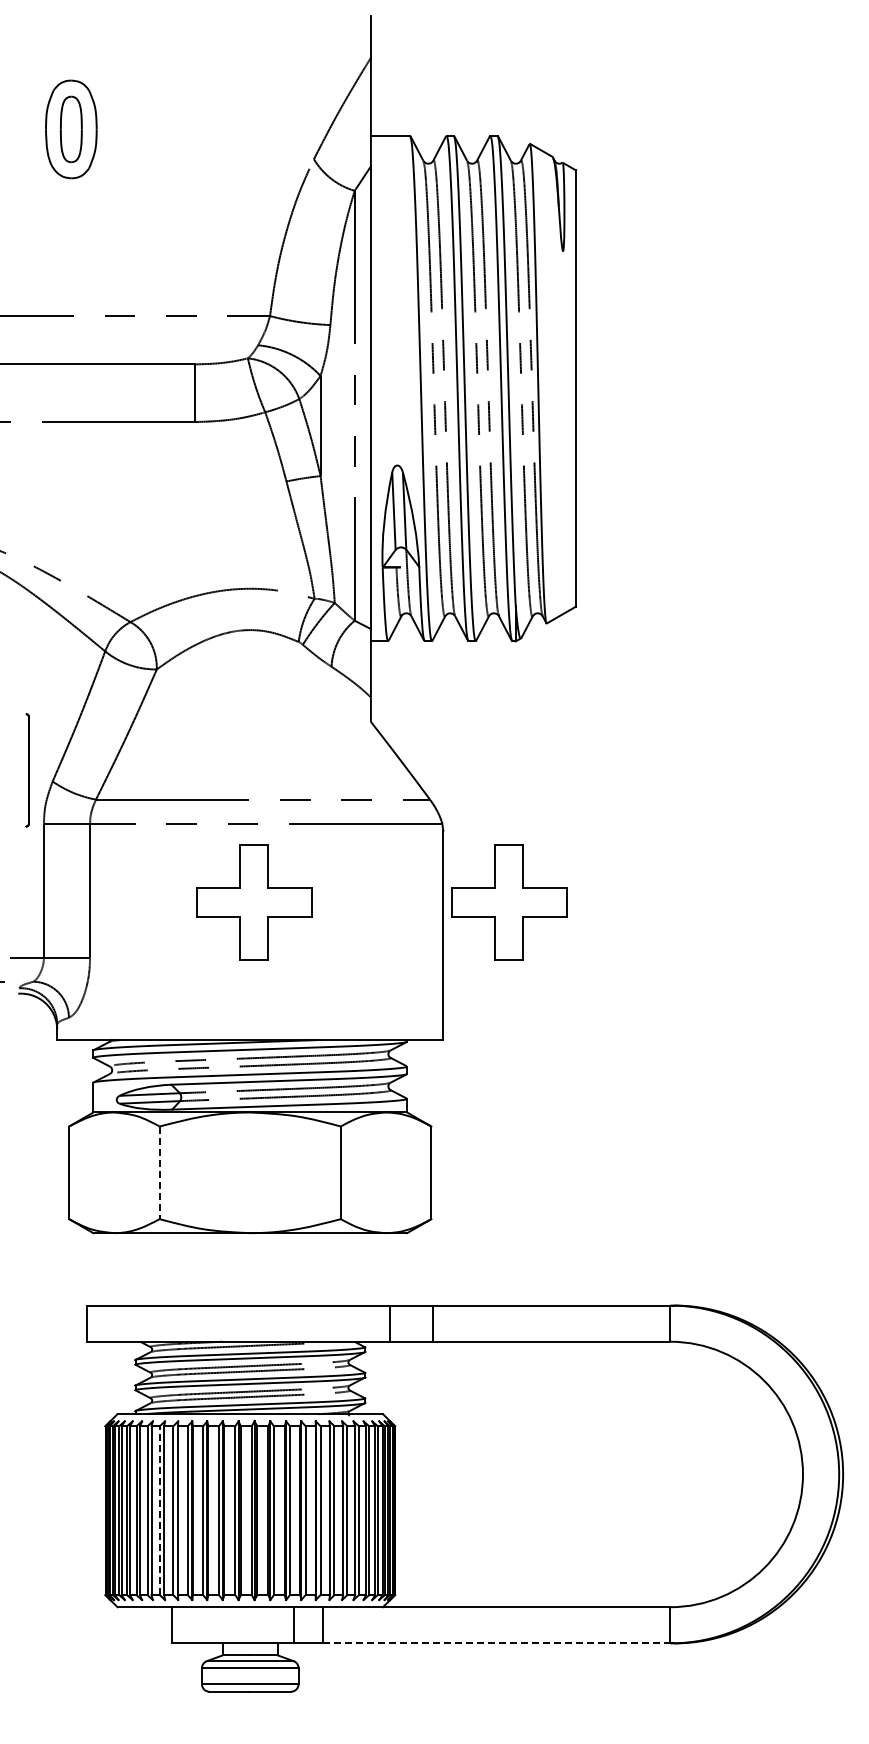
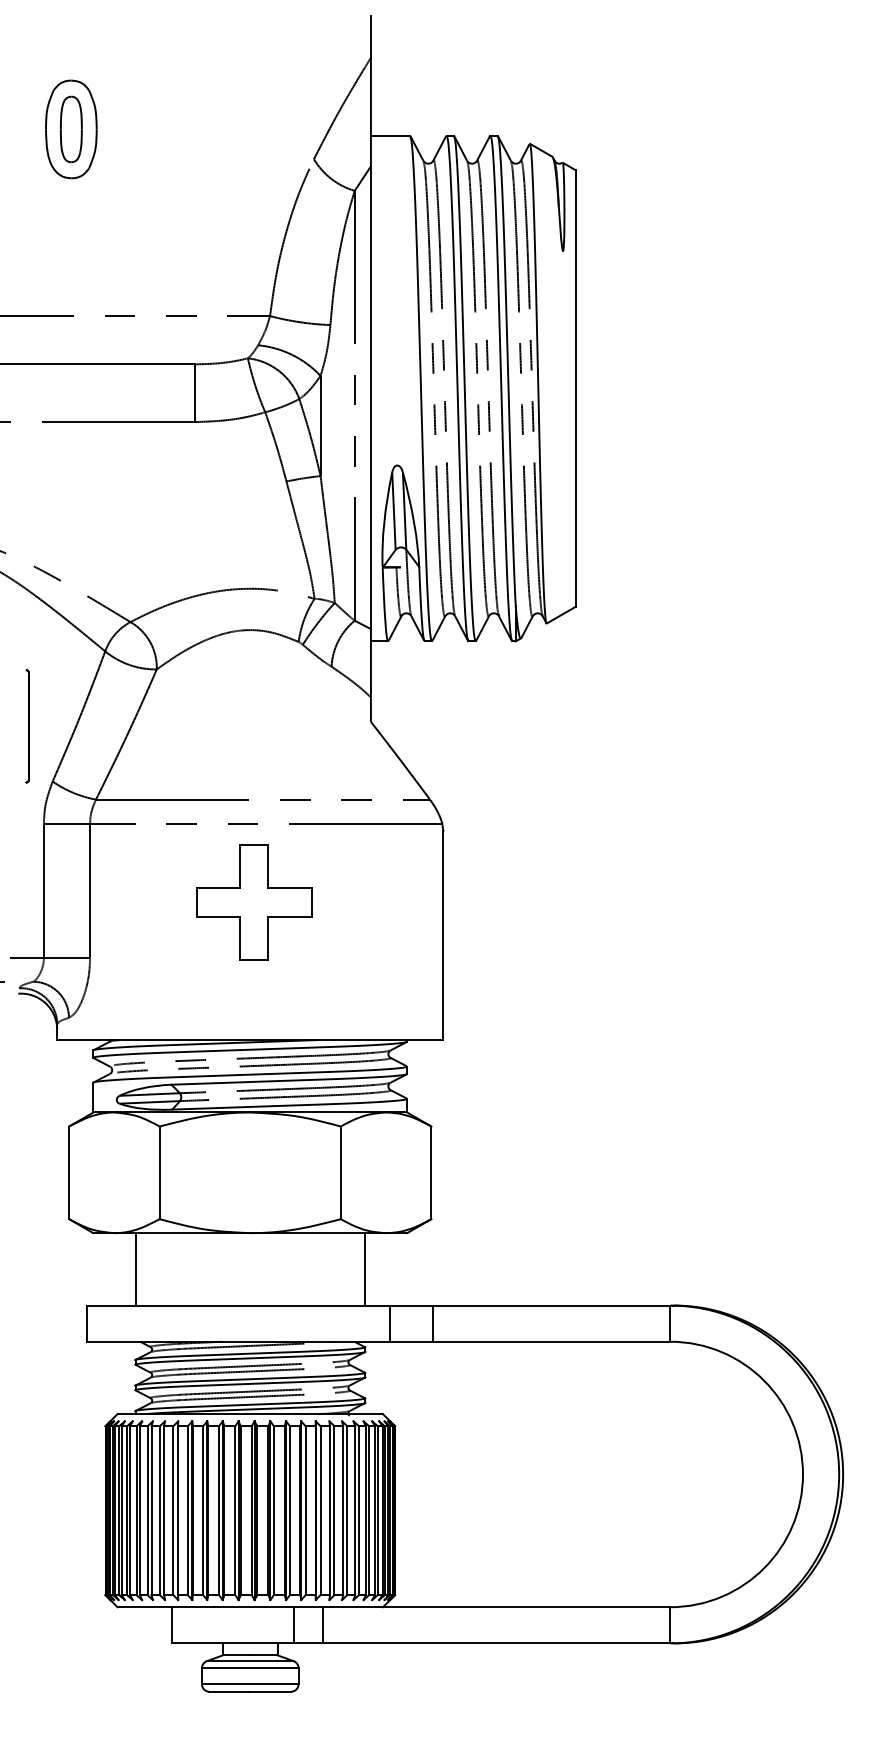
part position: (27, 770) -> (27, 726) (27, 726)
part: present -> none (509, 902)
line: dashed -> solid (159, 1173)
line: none -> present (135, 1269)
line: none -> present (364, 1269)
line: dashed -> solid (159, 1510)
line: dashed -> solid (496, 1643)
